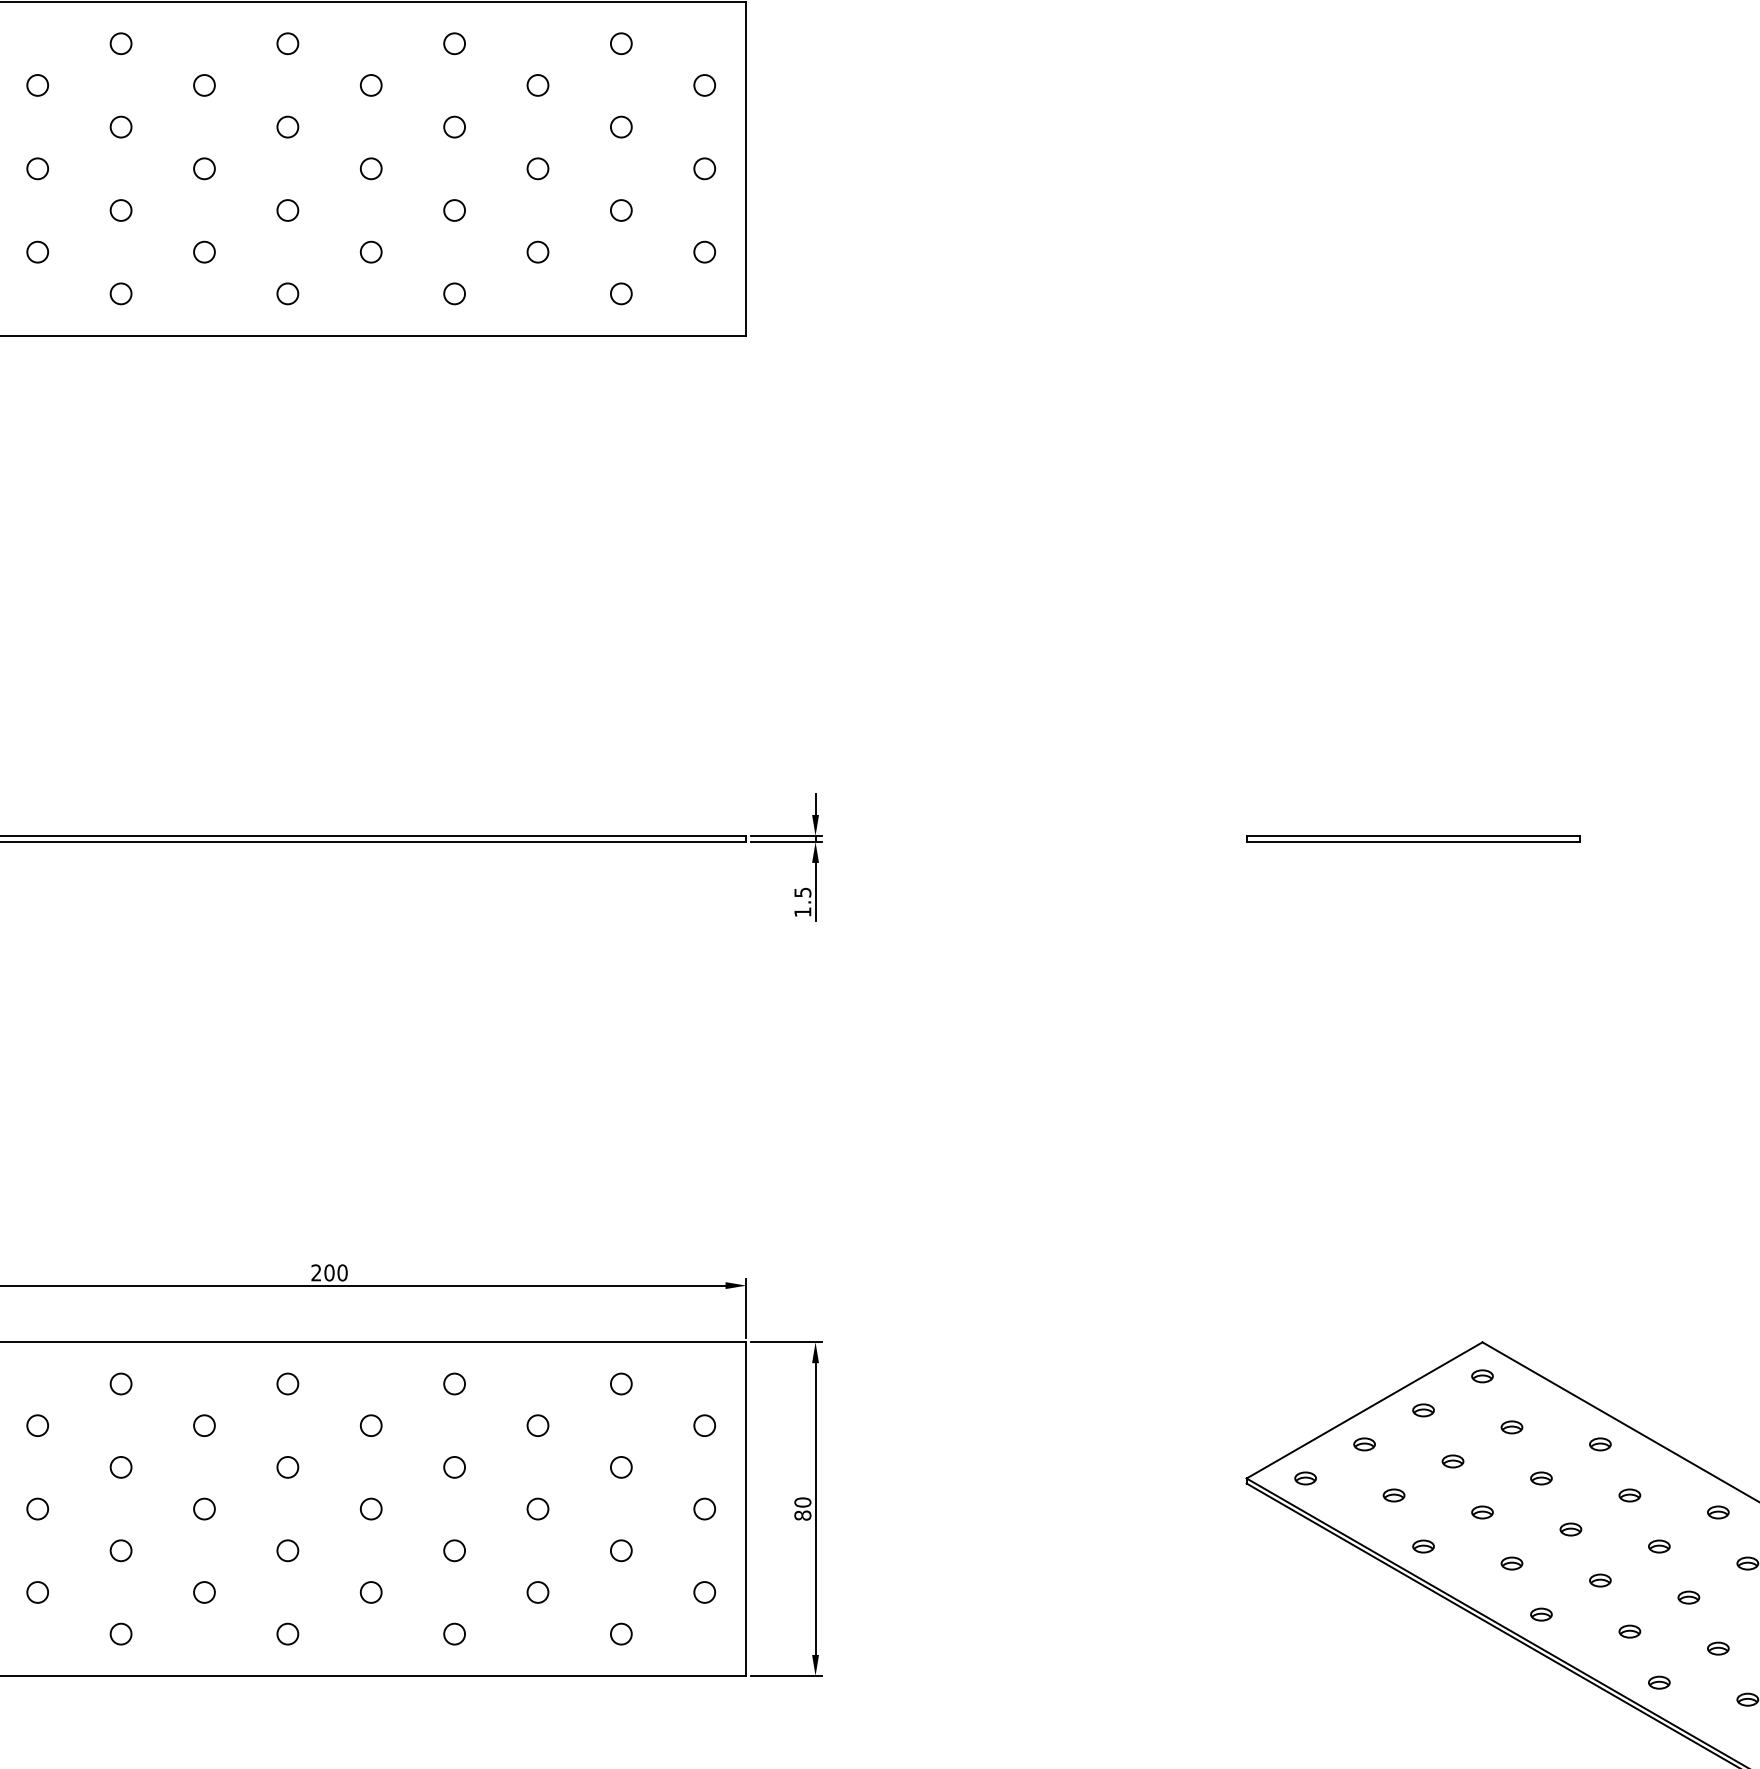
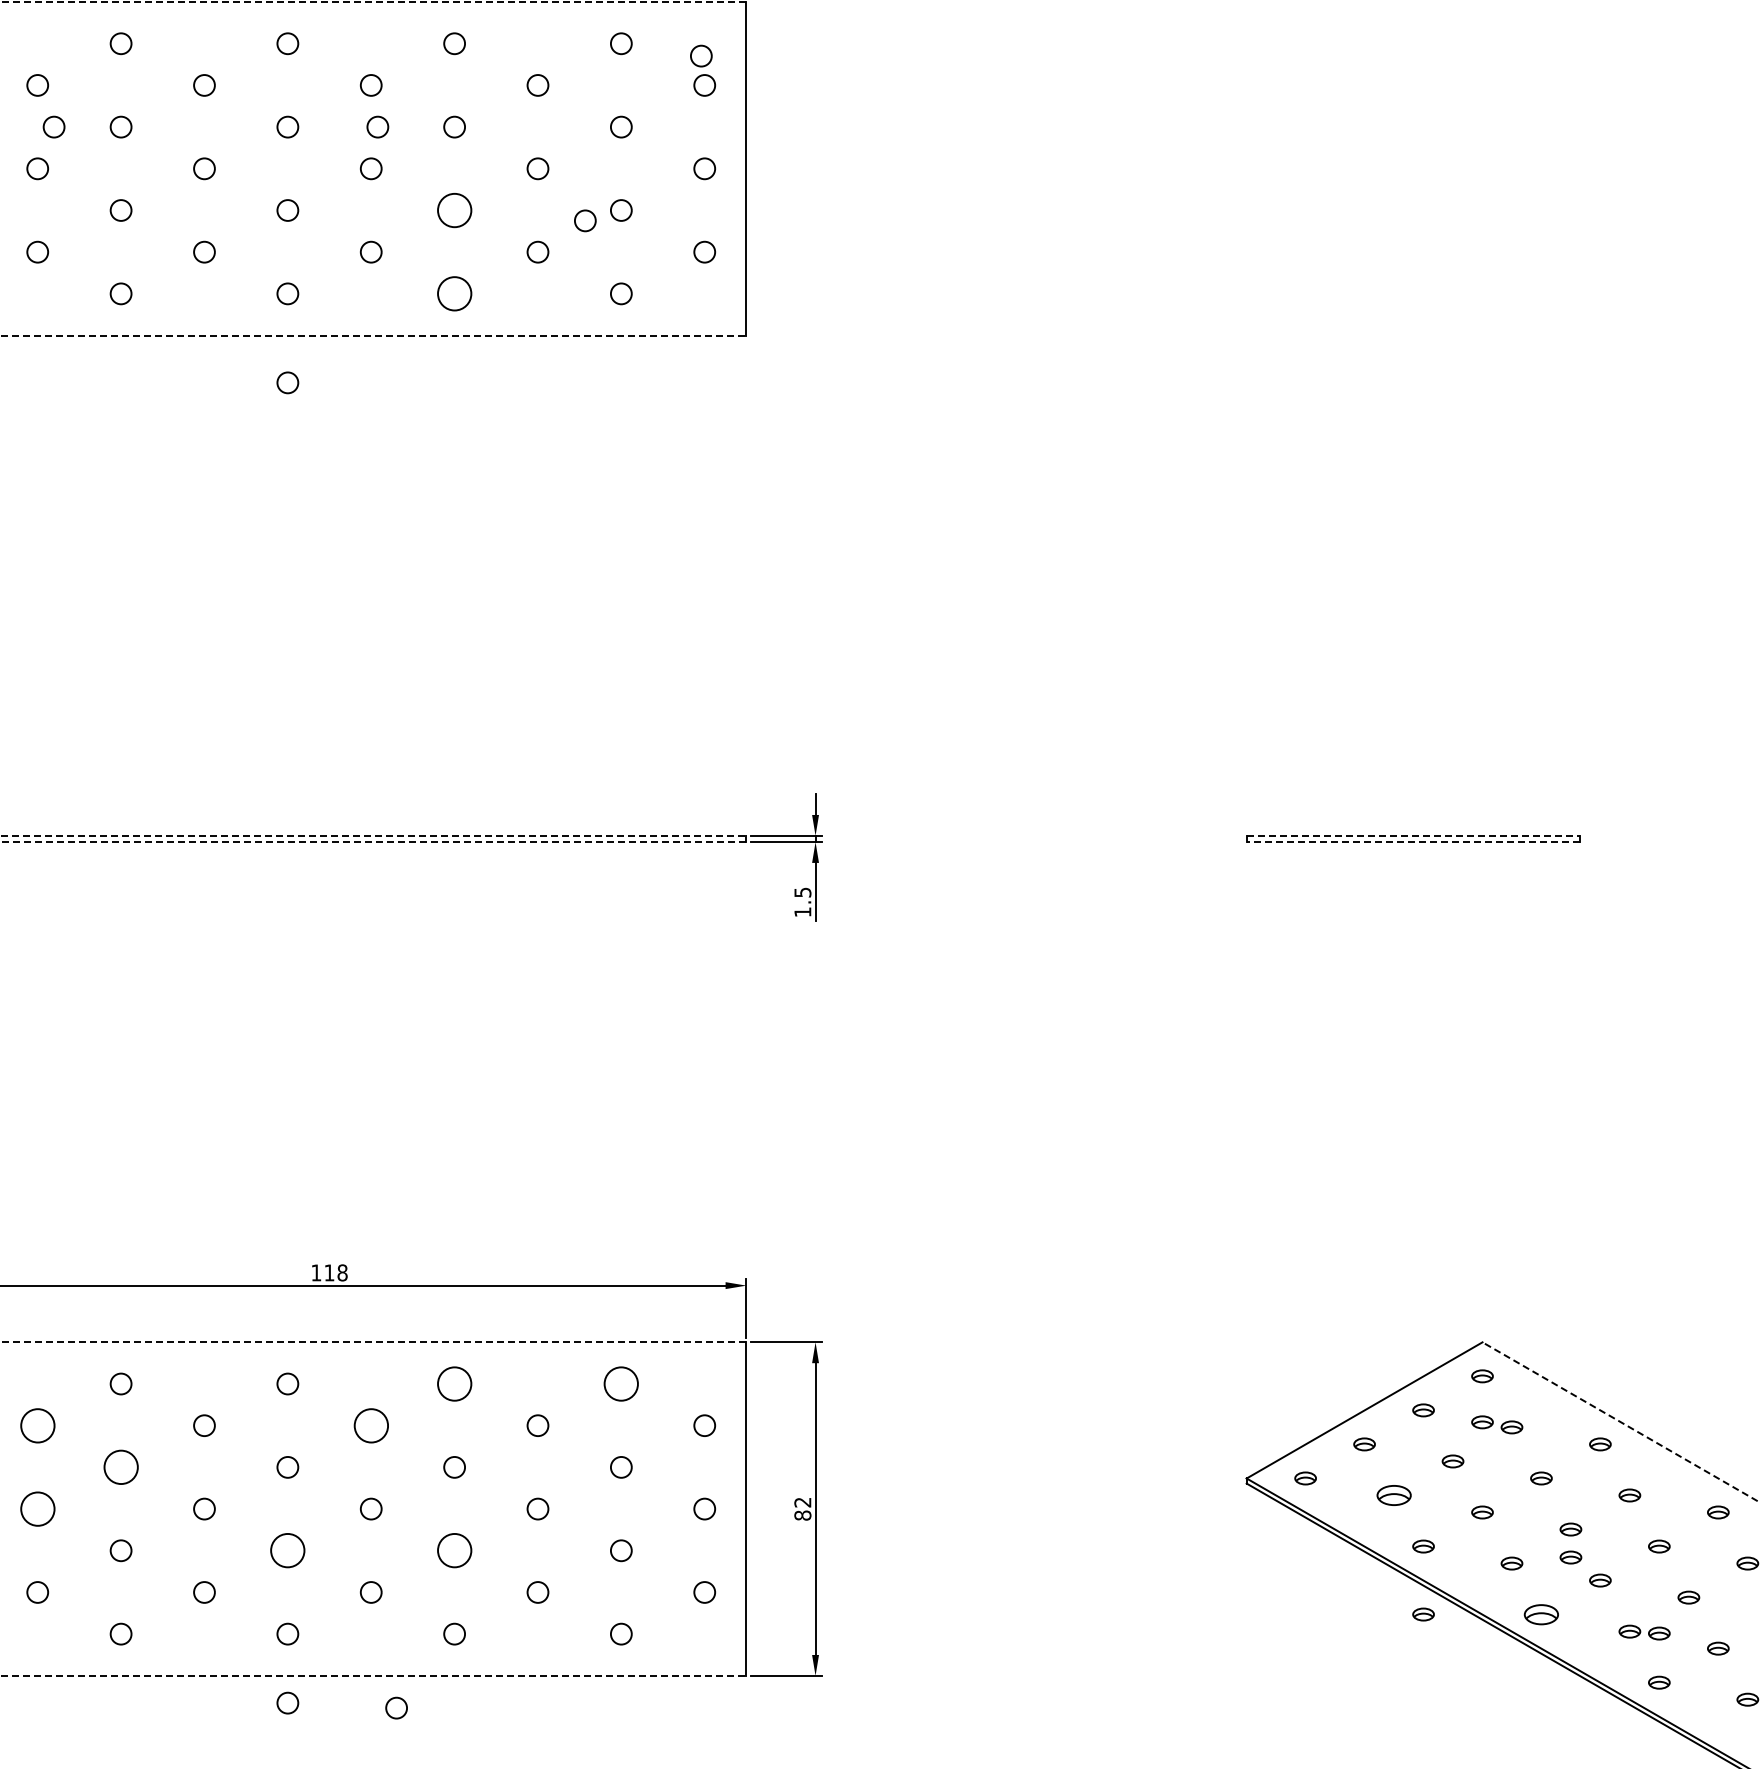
line: solid -> dashed (373, 2)
circle: none -> present (701, 55)
circle: none -> present (53, 126)
circle: none -> present (377, 126)
circle size: 23x23 px -> 36x36 px (454, 210)
circle: none -> present (585, 220)
circle size: 23x24 px -> 36x36 px (454, 293)
line: solid -> dashed (373, 335)
circle: none -> present (287, 382)
line: solid -> dashed (373, 835)
line: solid -> dashed (1413, 835)
line: solid -> dashed (373, 842)
line: solid -> dashed (1413, 842)
text: 200 -> 118 (329, 1272)
line: solid -> dashed (373, 1342)
circle size: 23x24 px -> 36x36 px (454, 1383)
circle size: 23x24 px -> 36x36 px (620, 1383)
part: none -> present (1482, 1422)
line: solid -> dashed (1621, 1422)
circle size: 23x23 px -> 36x36 px (37, 1425)
circle size: 24x23 px -> 36x36 px (370, 1425)
circle size: 24x23 px -> 36x36 px (120, 1466)
part size: 24x15 px -> 36x21 px (1393, 1495)
text: 80 -> 82 (802, 1502)
circle size: 23x24 px -> 36x36 px (37, 1508)
circle size: 24x24 px -> 36x36 px (287, 1550)
circle size: 23x24 px -> 36x36 px (454, 1550)
part: none -> present (1570, 1557)
part: none -> present (1423, 1614)
part size: 23x15 px -> 36x22 px (1540, 1614)
part: none -> present (1659, 1633)
line: solid -> dashed (373, 1675)
circle: none -> present (287, 1702)
circle: none -> present (396, 1707)
